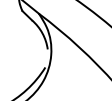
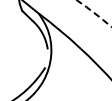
arc: solid -> dashed (94, 12)
